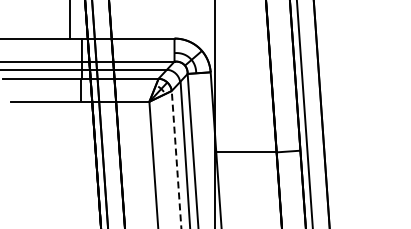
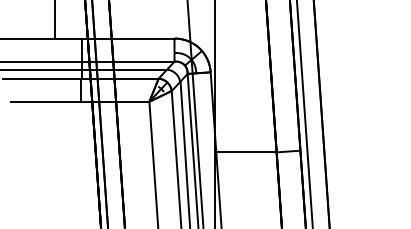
line position: (70, 20) -> (55, 20) (55, 20)
line: none -> present (195, 113)
line: dashed -> solid (176, 159)
